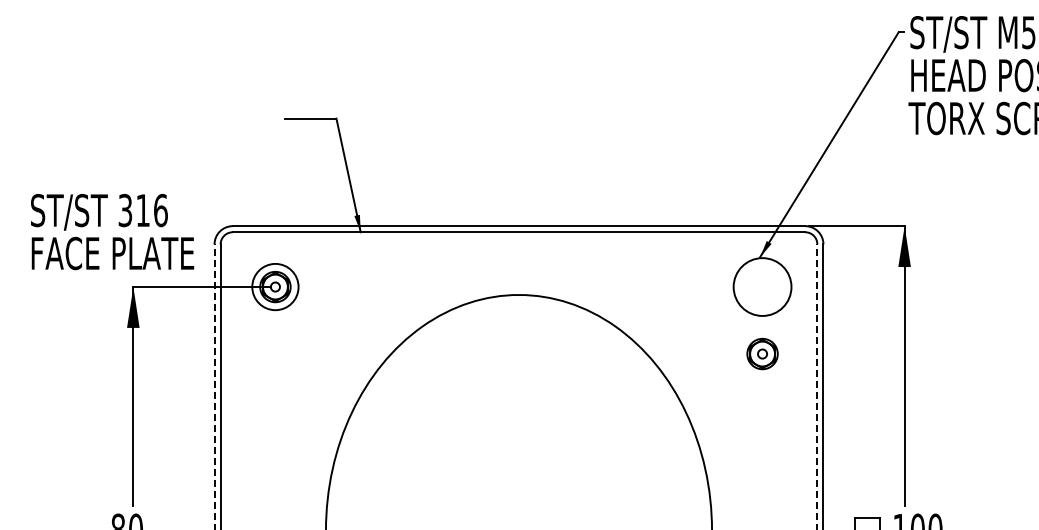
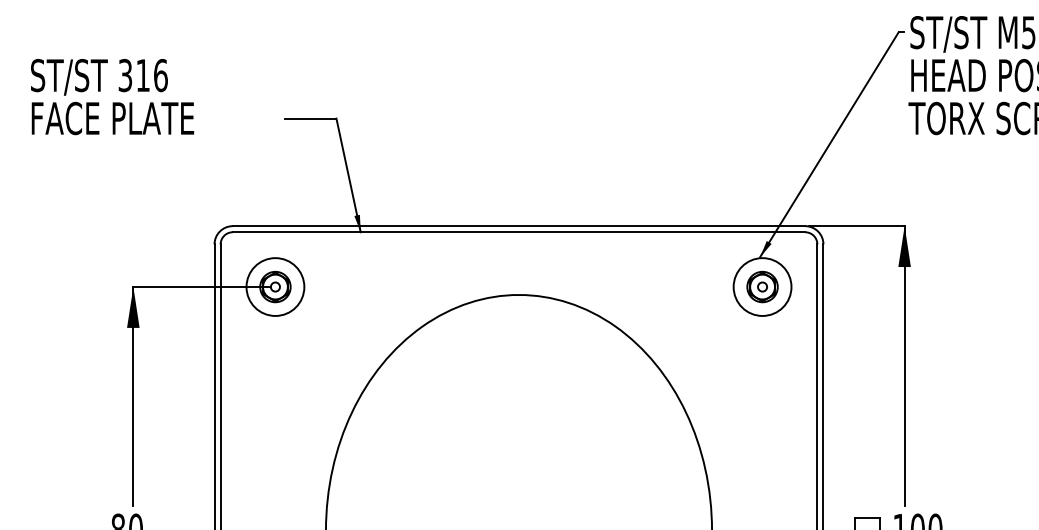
text position: (112, 232) -> (112, 97) (112, 97)
circle diameter: 46 px -> 58 px (275, 286)
part position: (762, 353) -> (762, 286) (762, 286)
line: dashed -> solid (214, 386)
line: dashed -> solid (817, 386)
